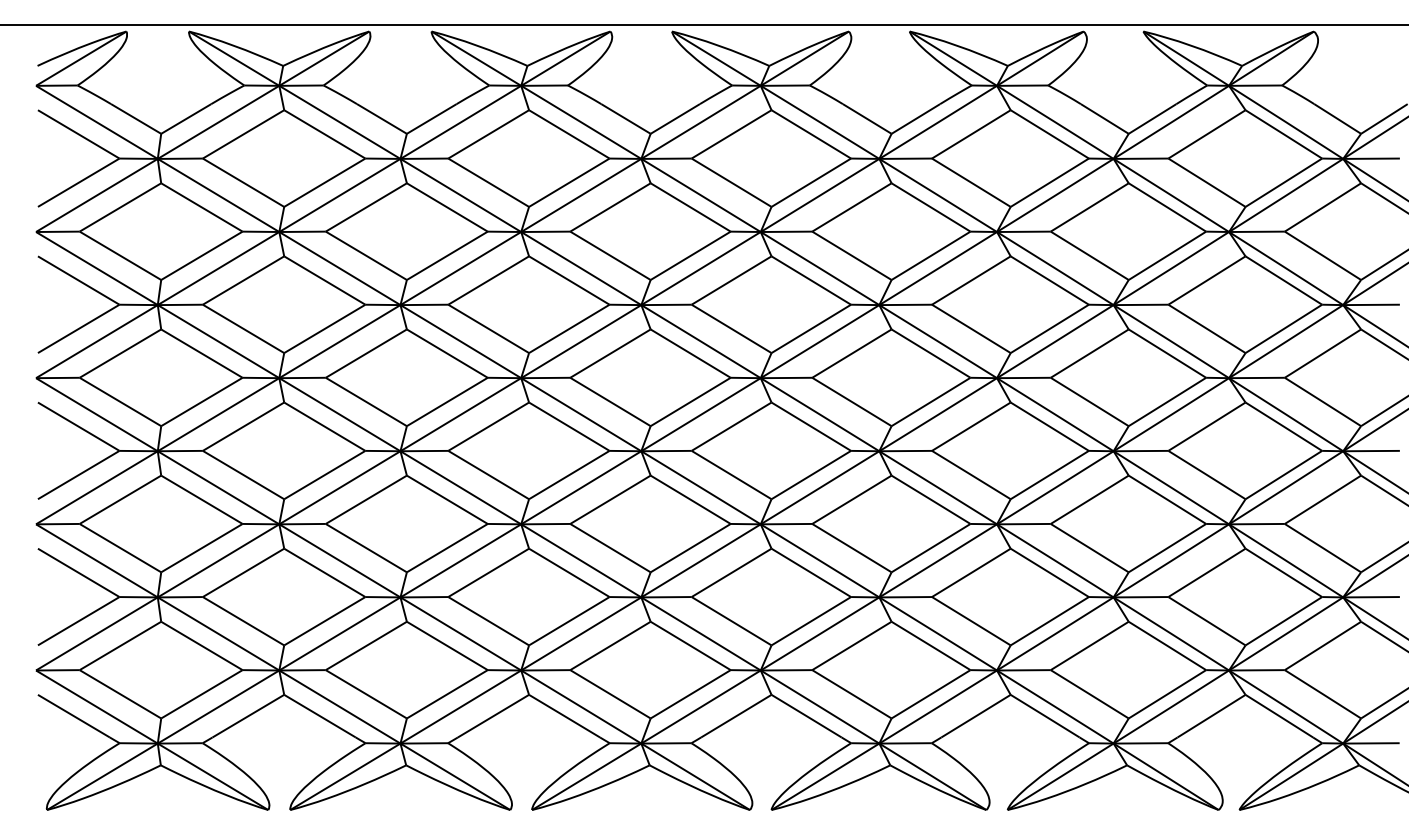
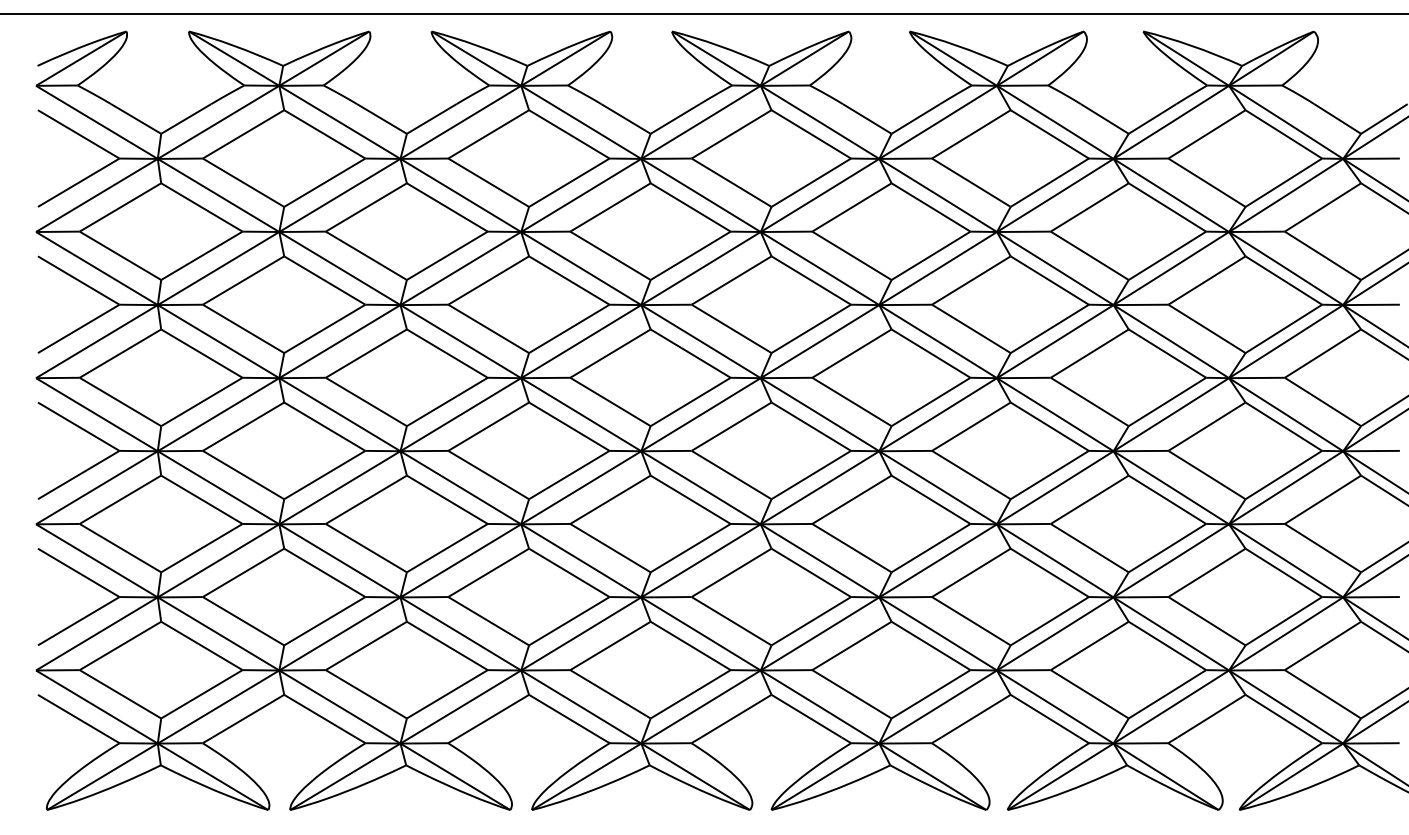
line position: (703, 24) -> (703, 13) (703, 13)
